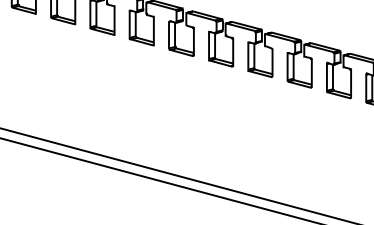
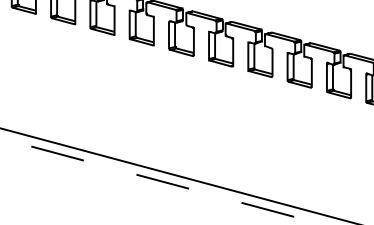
line: solid -> dashed (162, 181)
